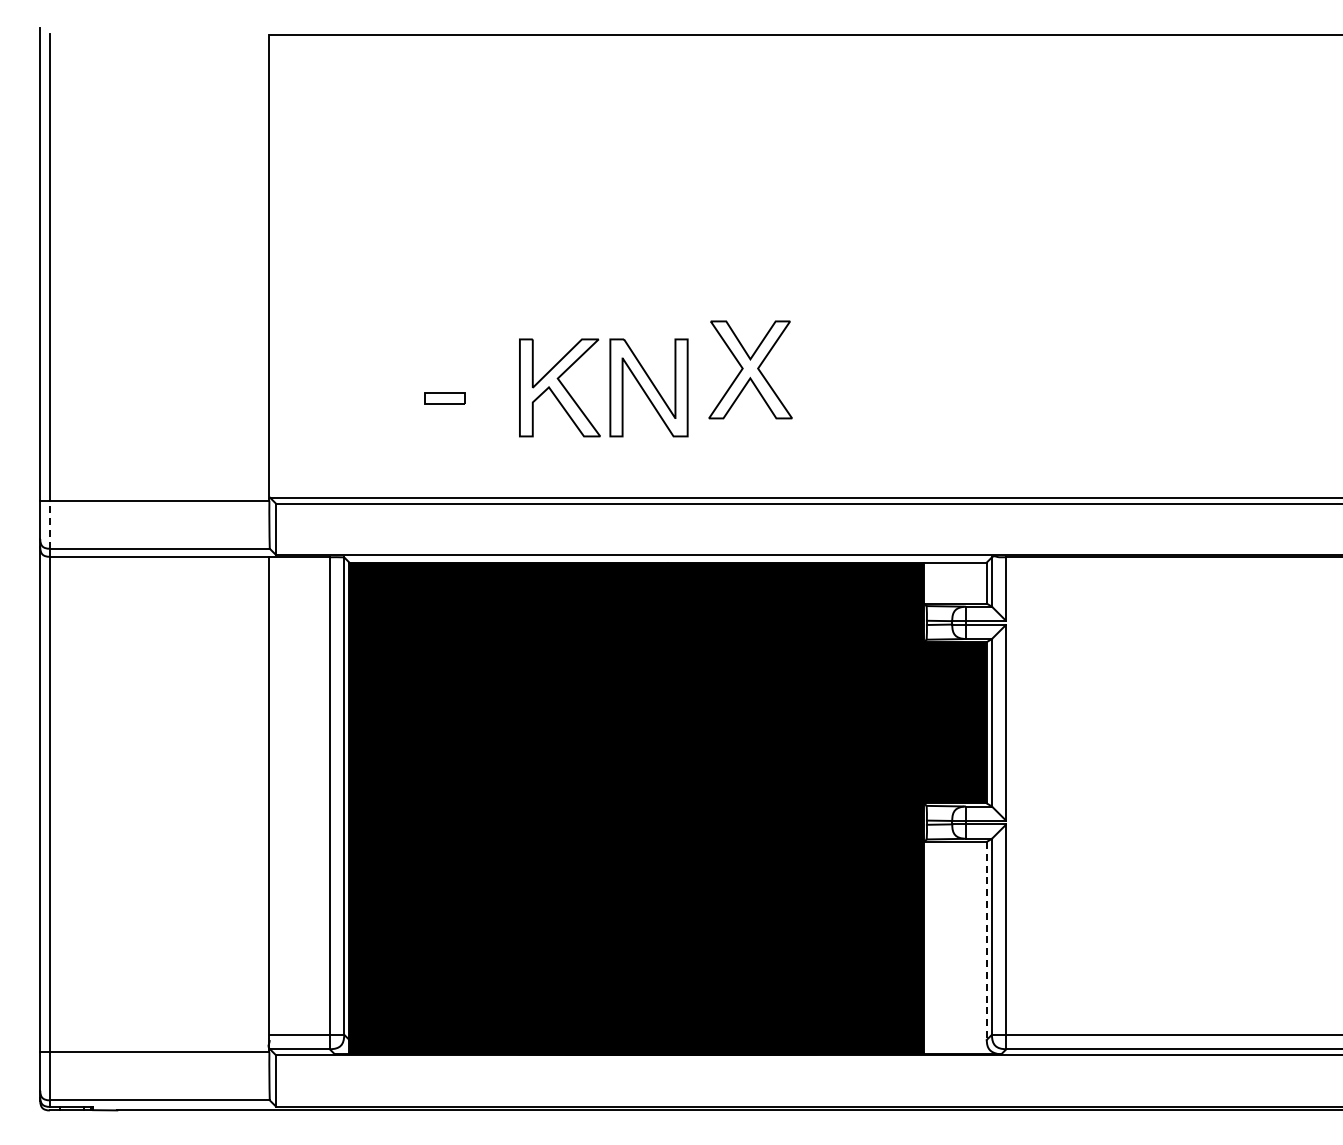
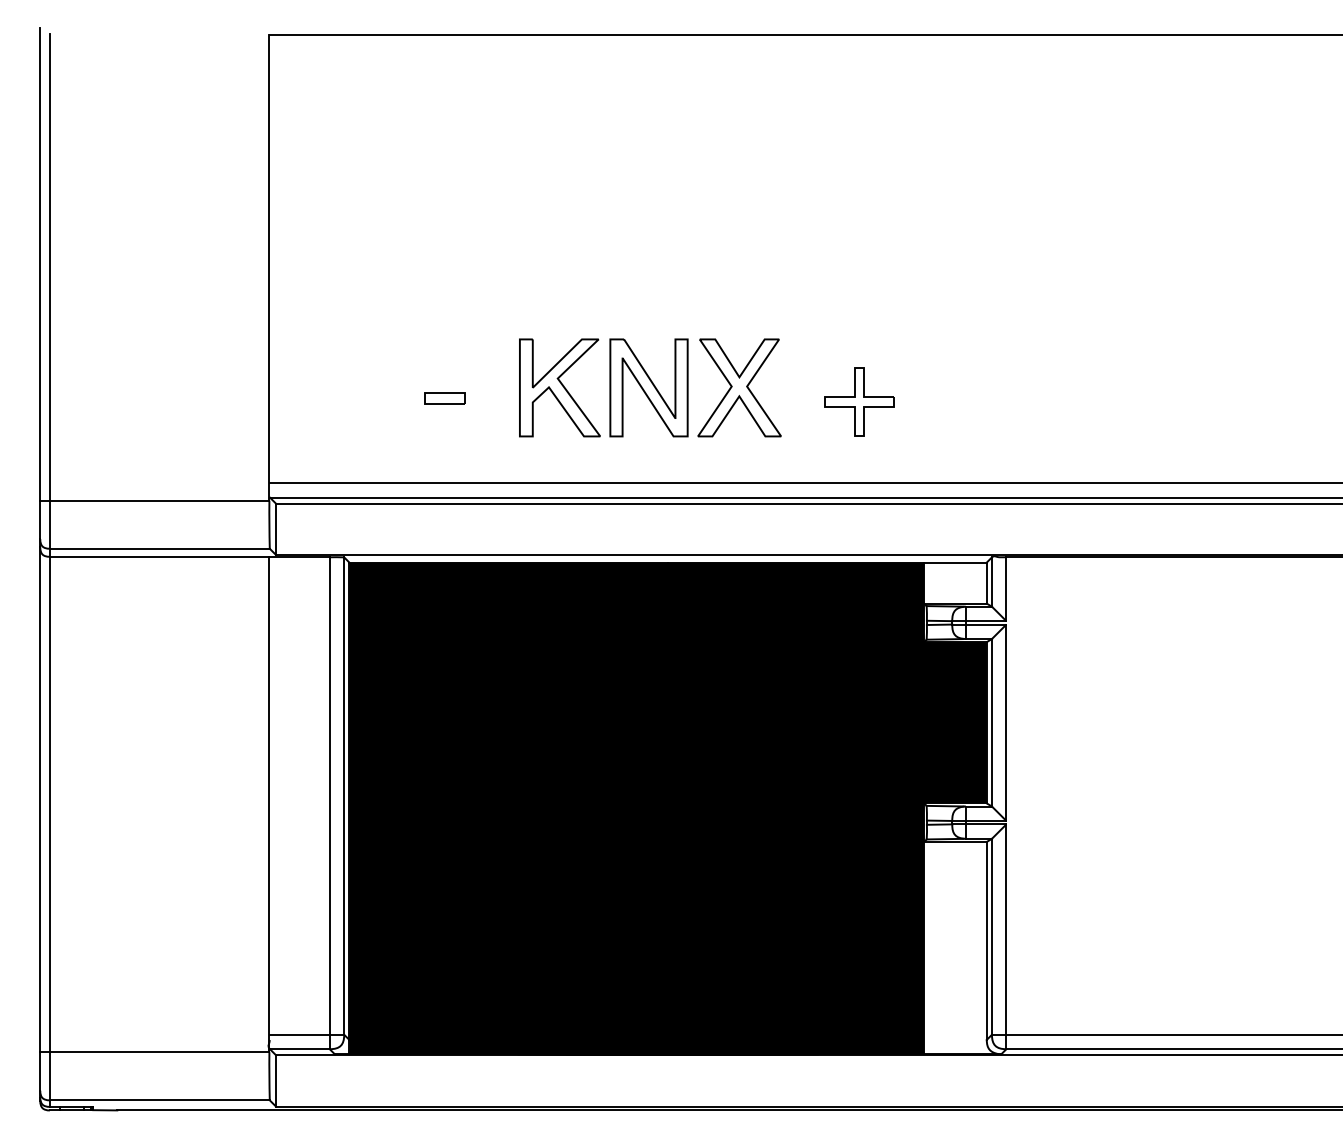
part position: (750, 369) -> (739, 387) (739, 387)
part: none -> present (859, 401)
line: none -> present (804, 483)
line: dashed -> solid (49, 524)
line: dashed -> solid (986, 940)
